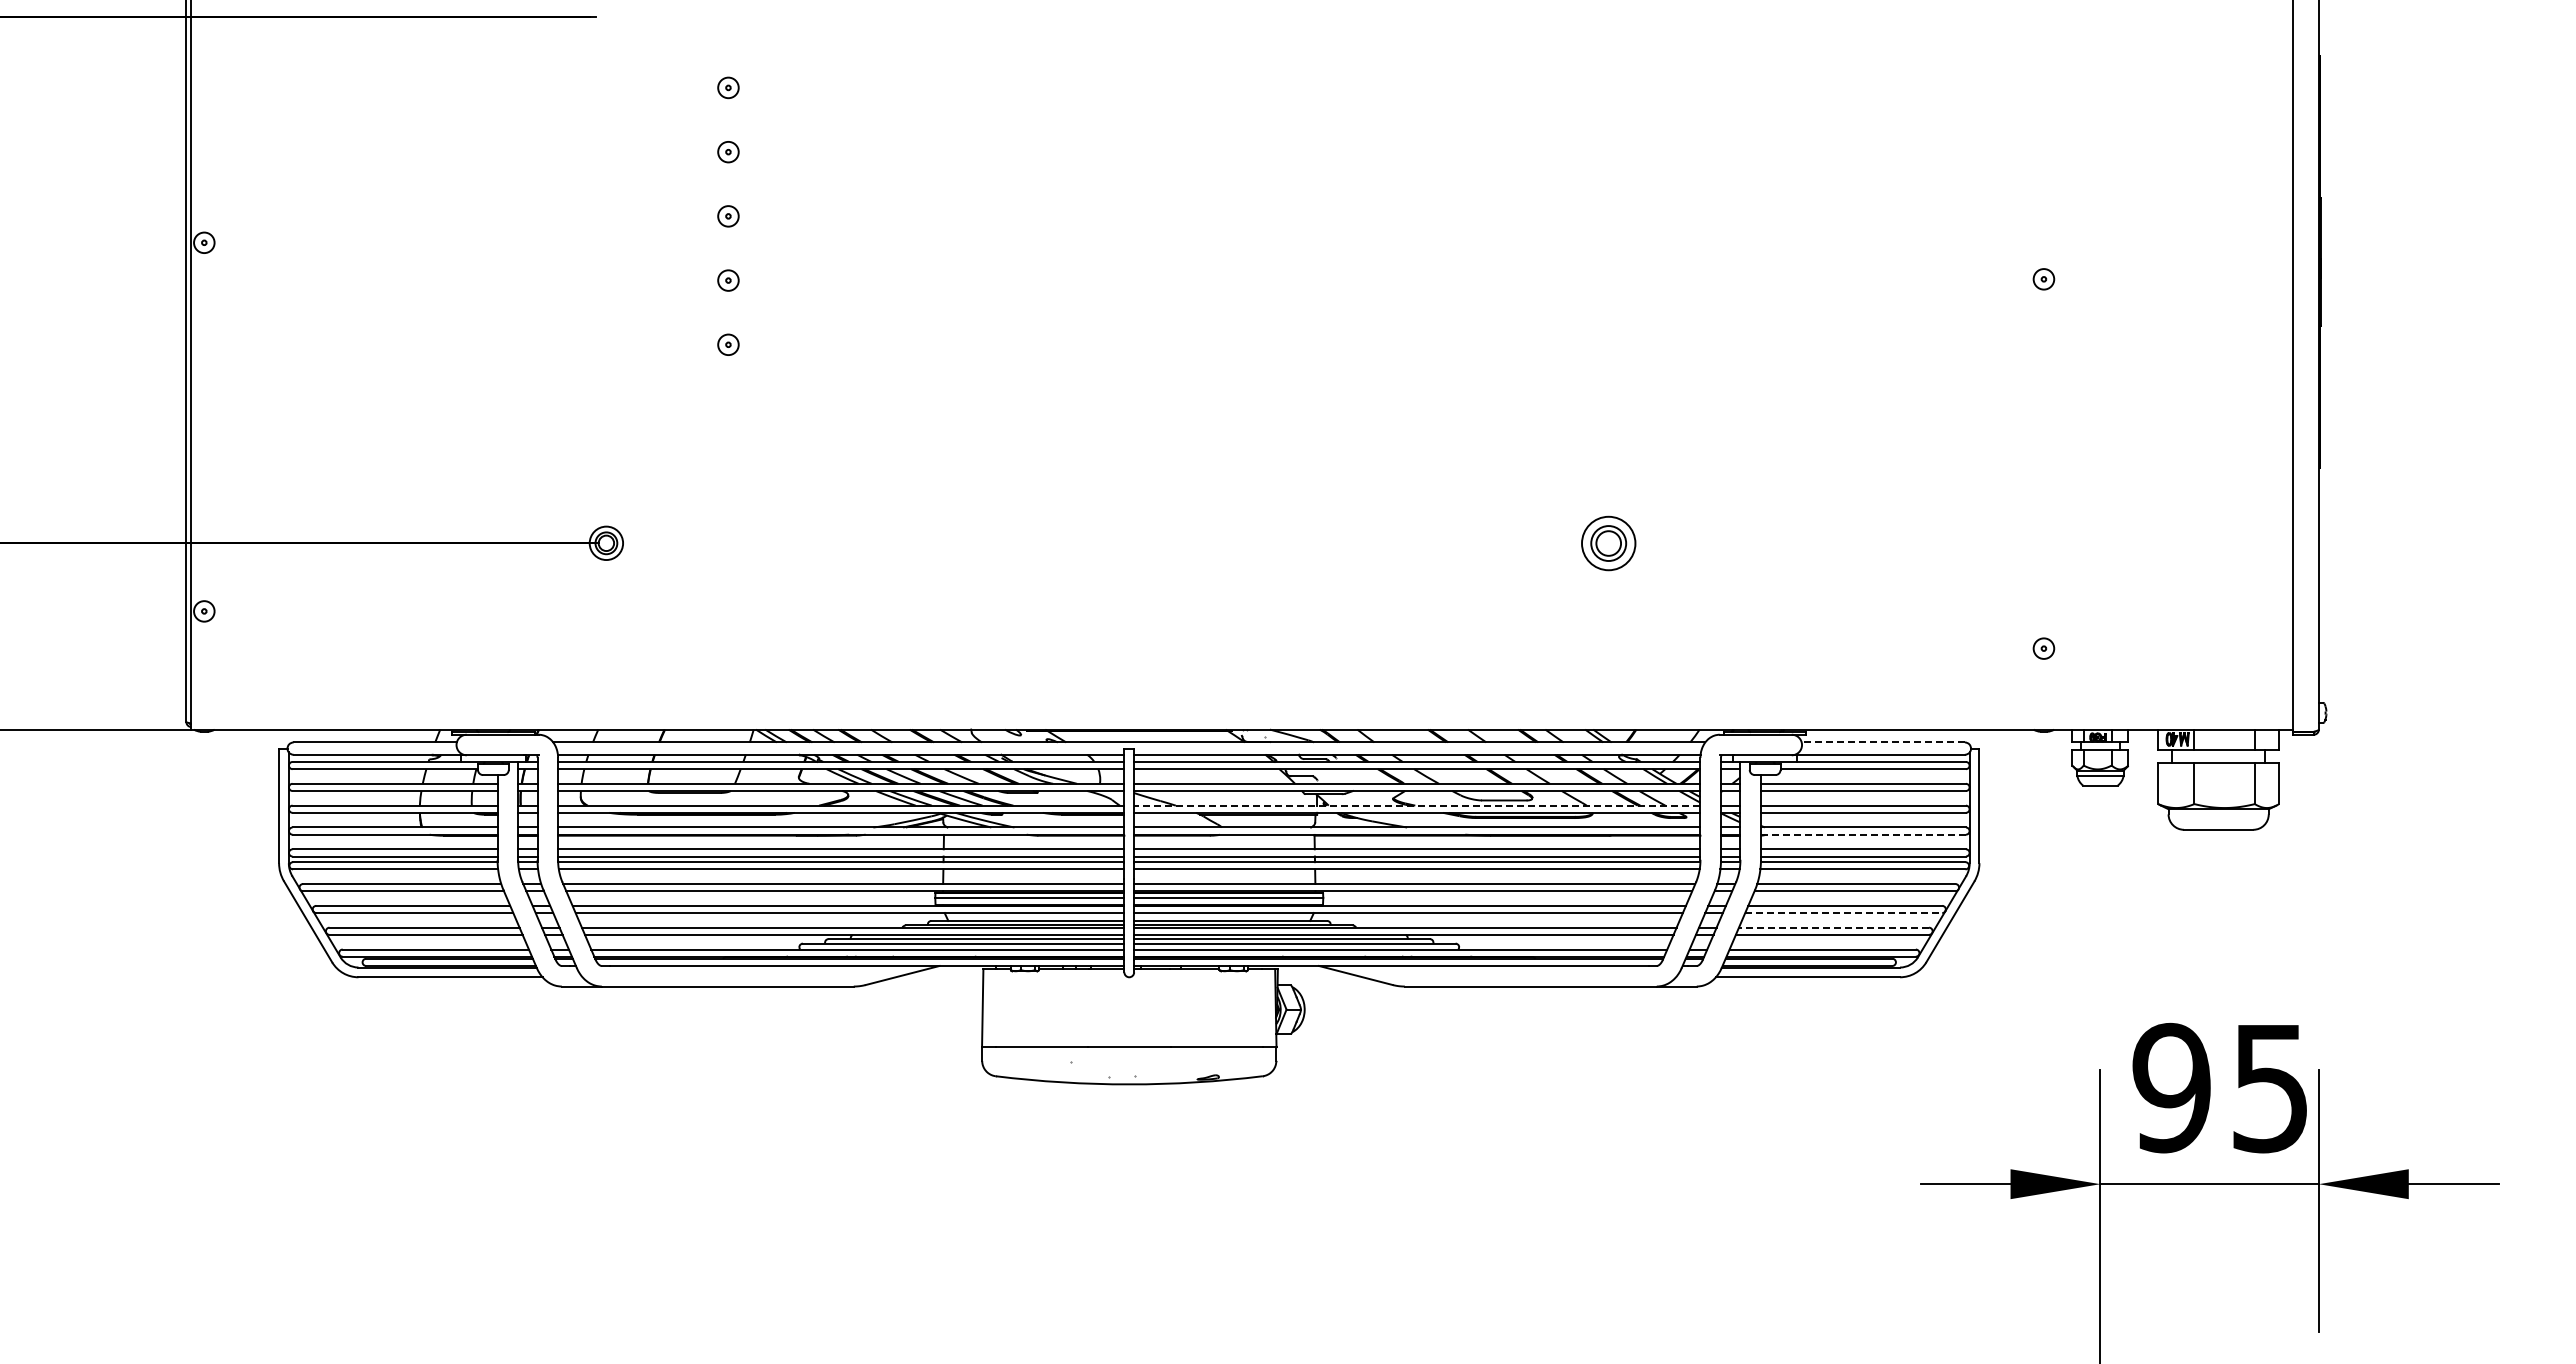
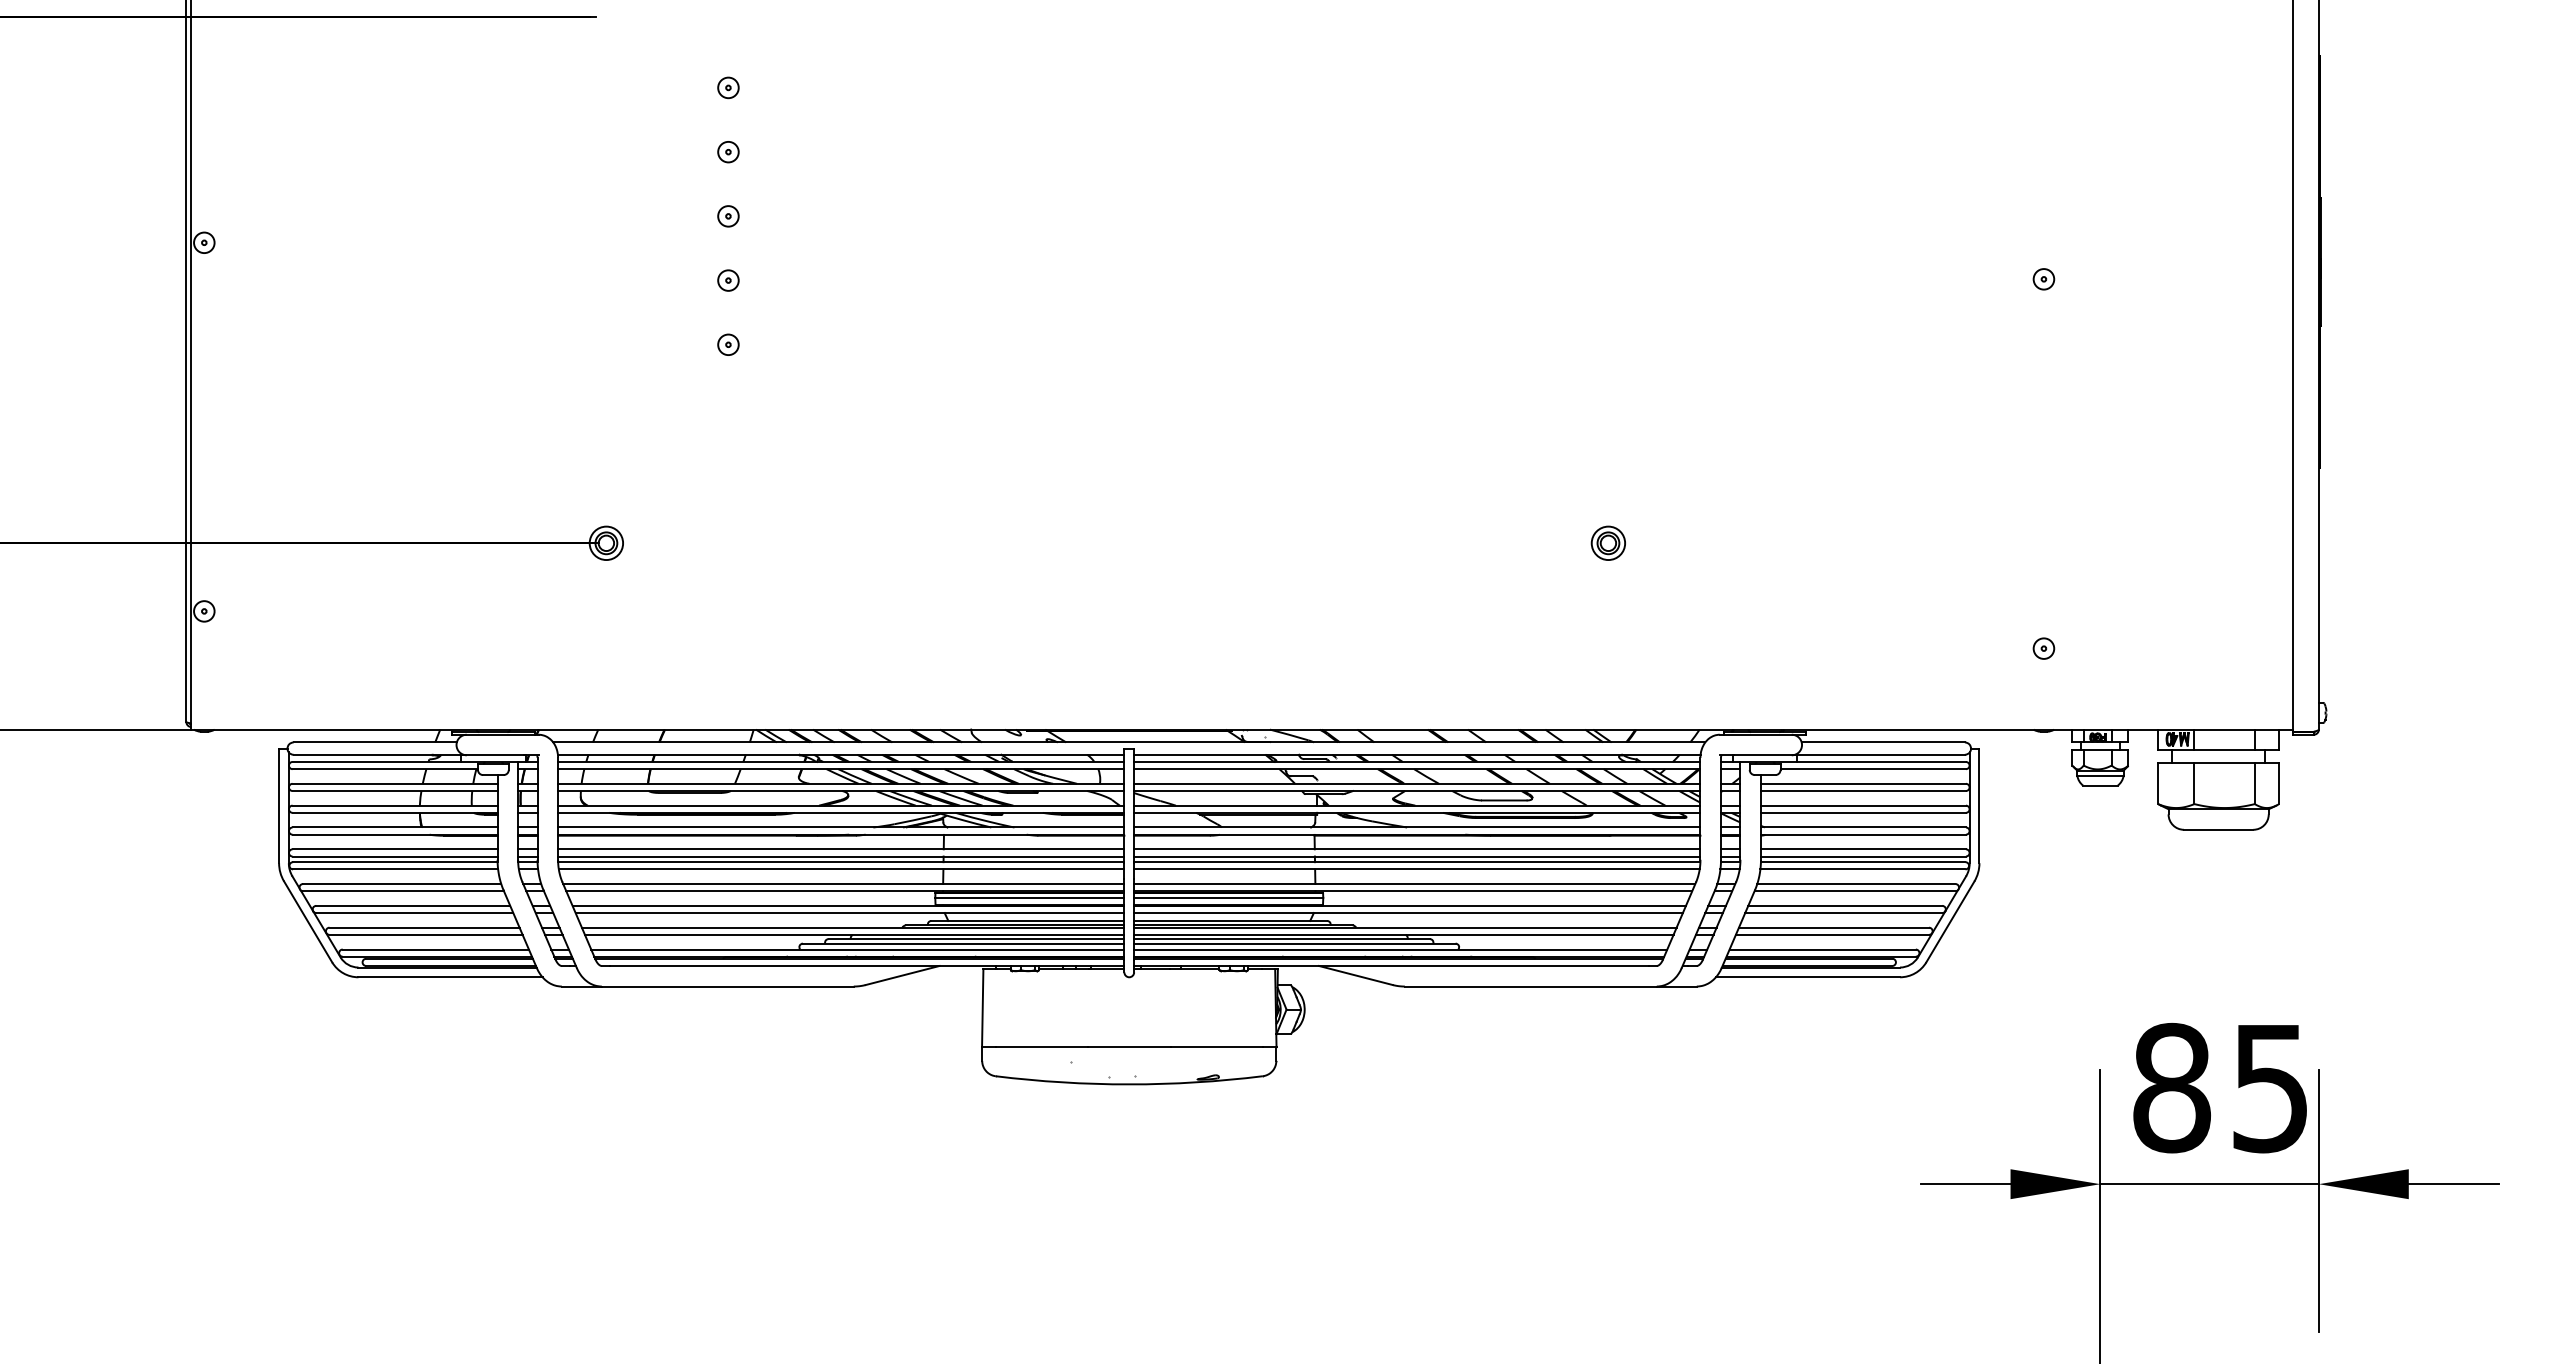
part size: 56x57 px -> 36x36 px (1607, 542)
line: dashed -> solid (1883, 742)
line: dashed -> solid (1416, 805)
line: dashed -> solid (1863, 834)
line: dashed -> solid (1843, 913)
line: dashed -> solid (1833, 927)
text: 95 -> 85 (2171, 1088)
